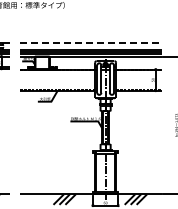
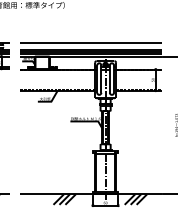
line: dashed -> solid (91, 42)
